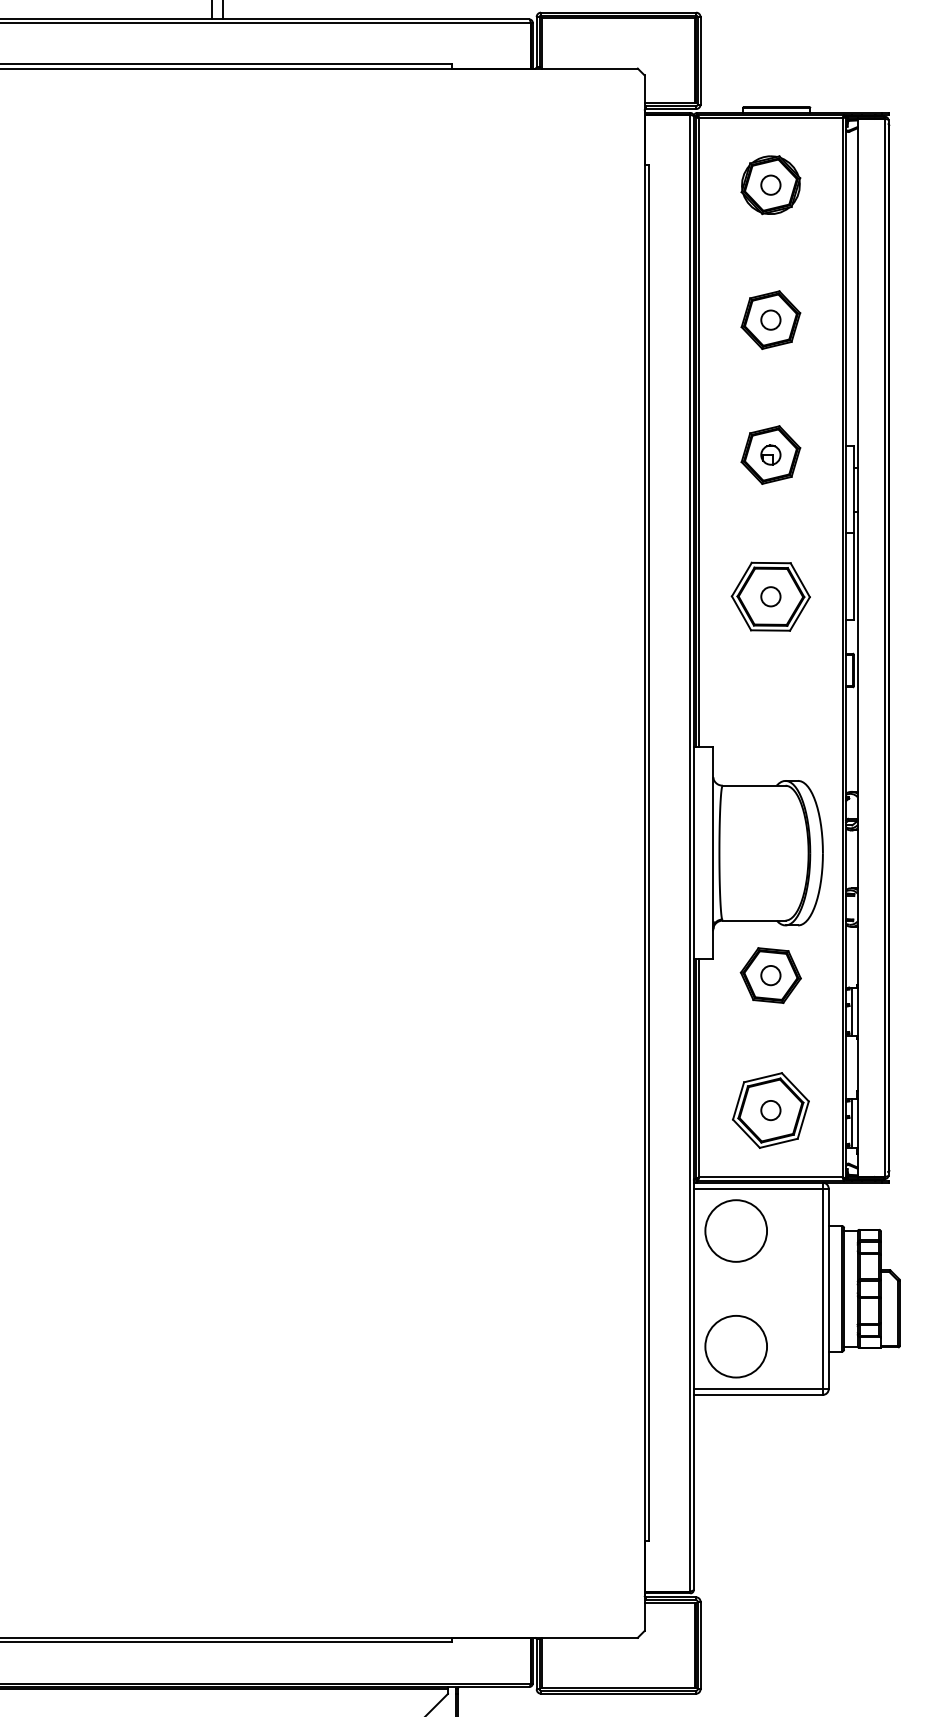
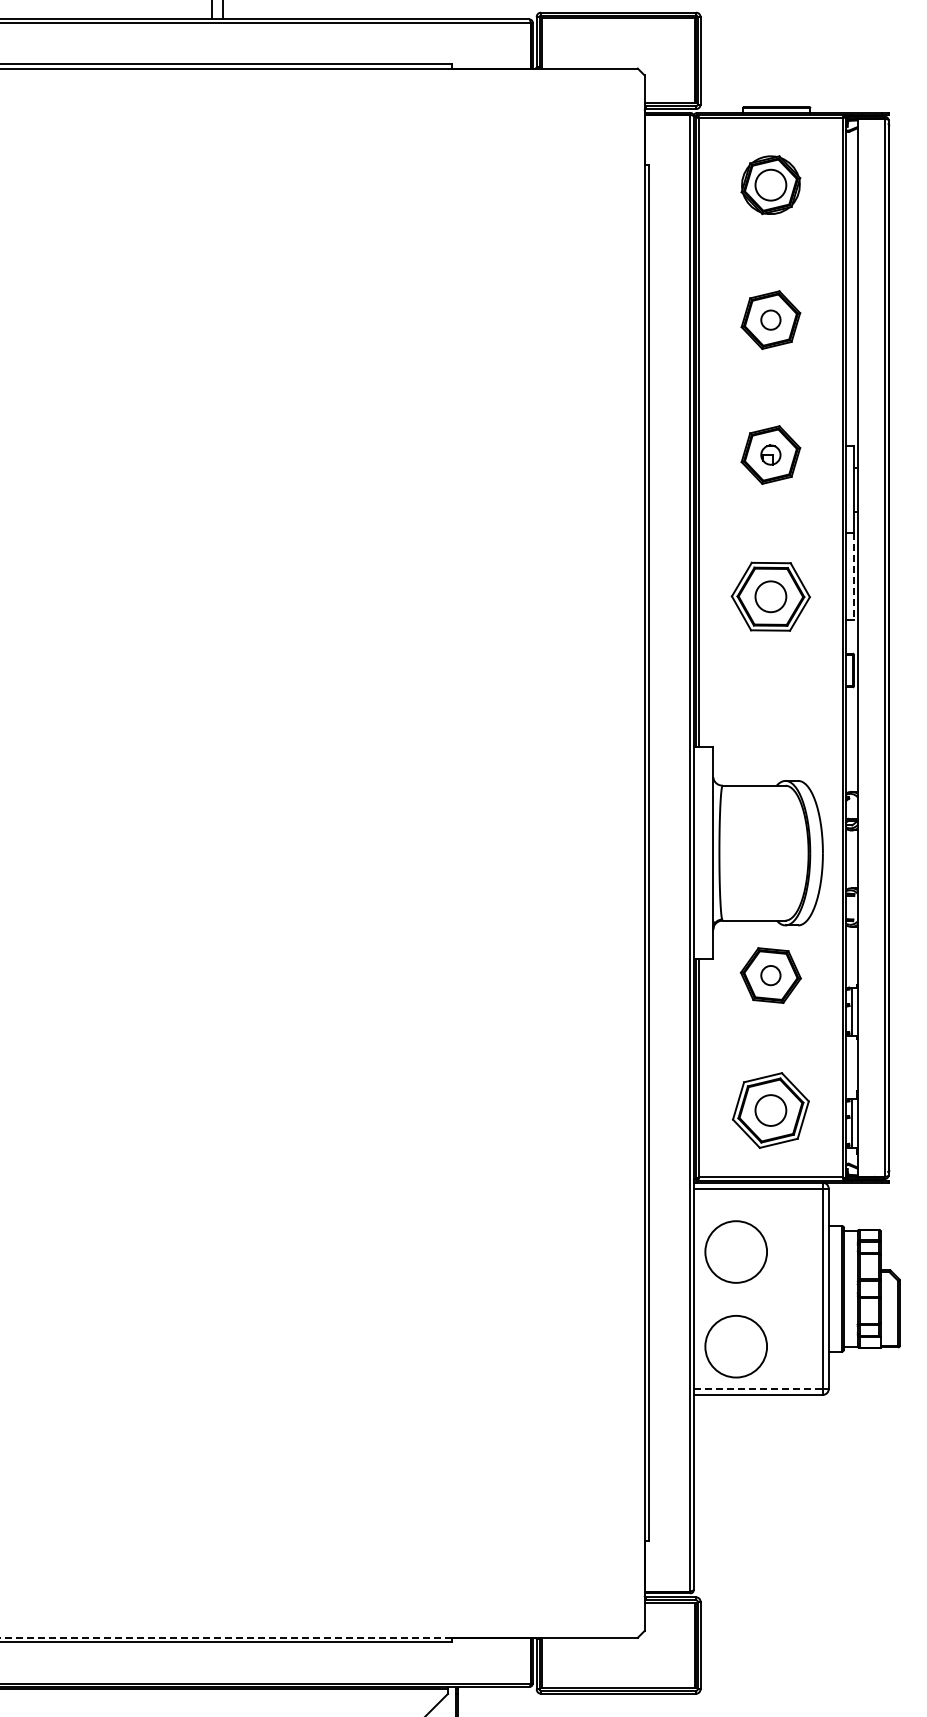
circle diameter: 19 px -> 31 px (770, 184)
line: solid -> dashed (853, 577)
circle diameter: 19 px -> 31 px (770, 596)
circle diameter: 19 px -> 31 px (770, 1110)
circle position: (735, 1230) -> (735, 1251) (735, 1251)
line: solid -> dashed (758, 1389)
line: solid -> dashed (226, 1637)
